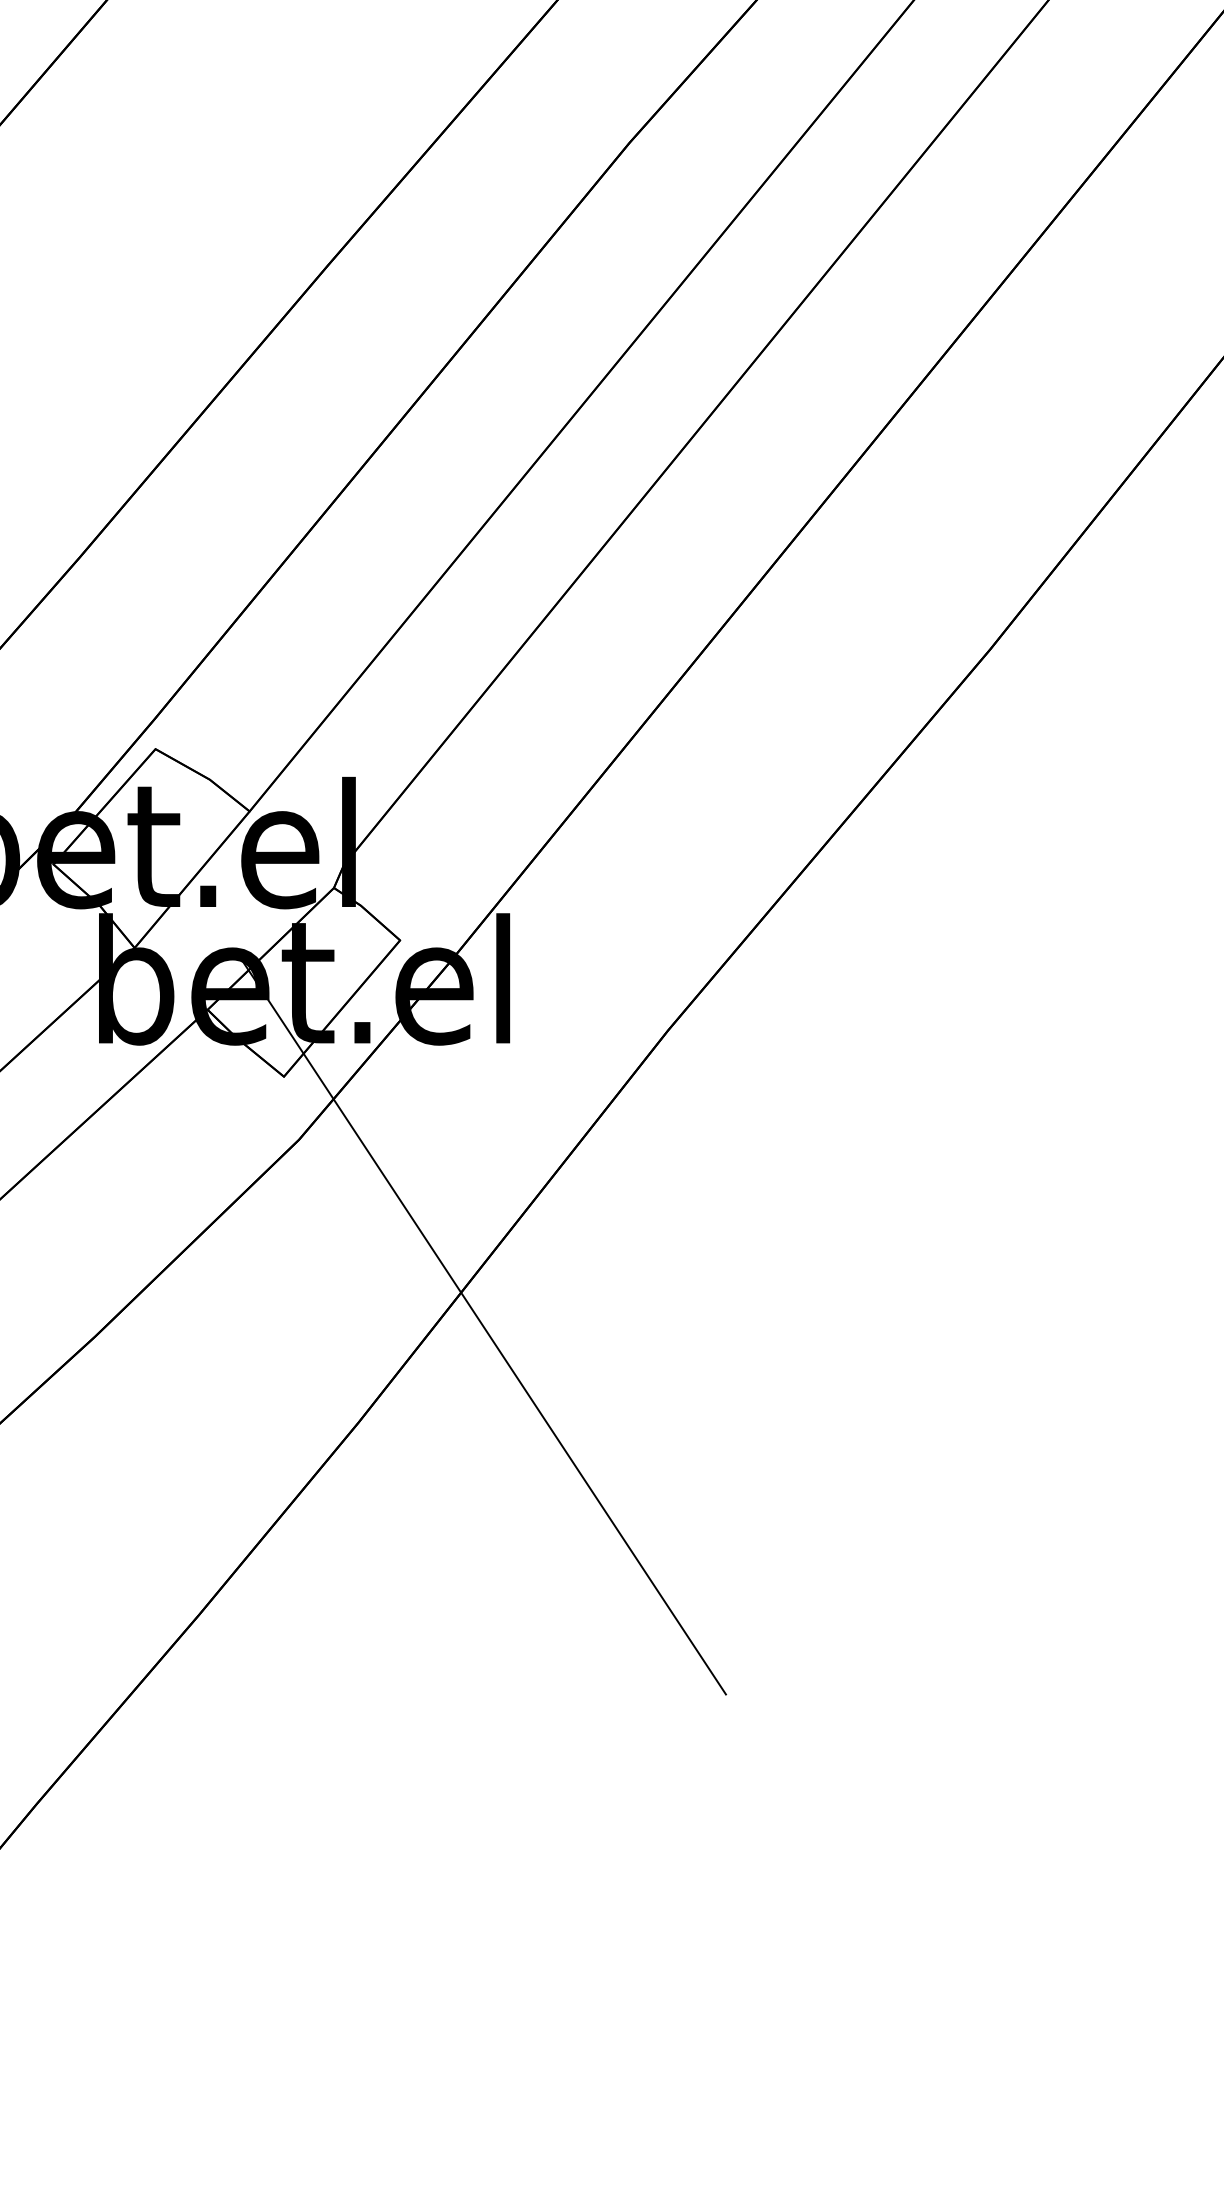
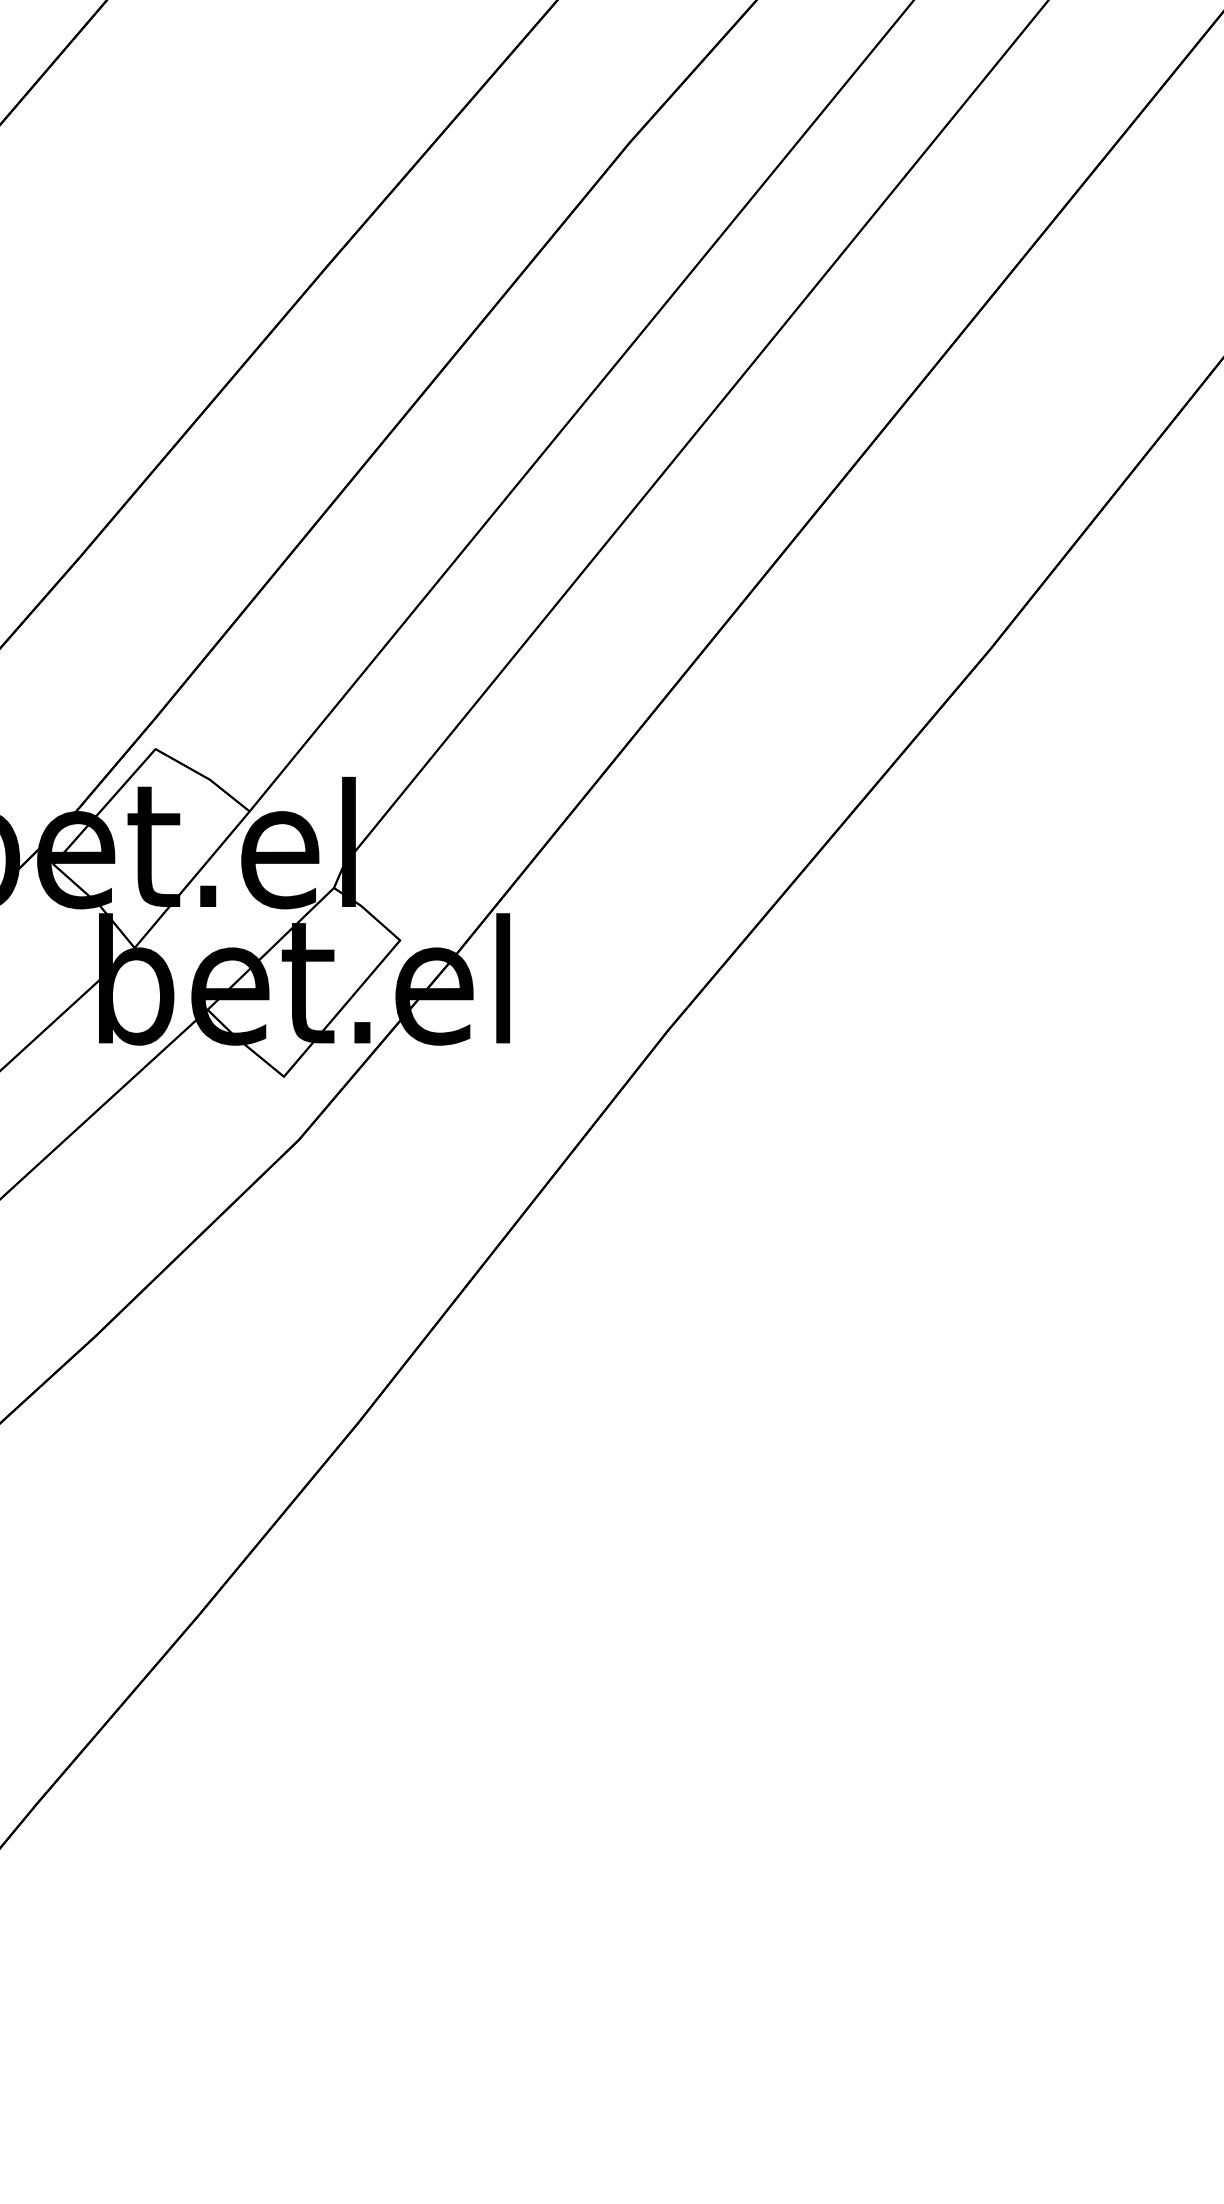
line: present -> none (483, 1327)
